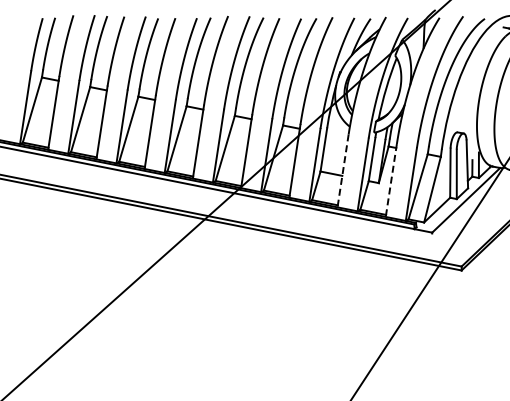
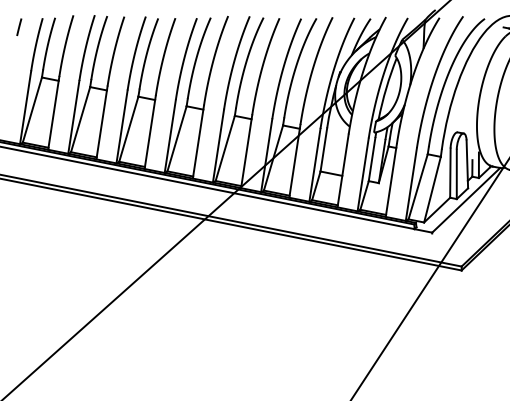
line: none -> present (19, 26)
line: dashed -> solid (343, 170)
line: dashed -> solid (391, 180)
